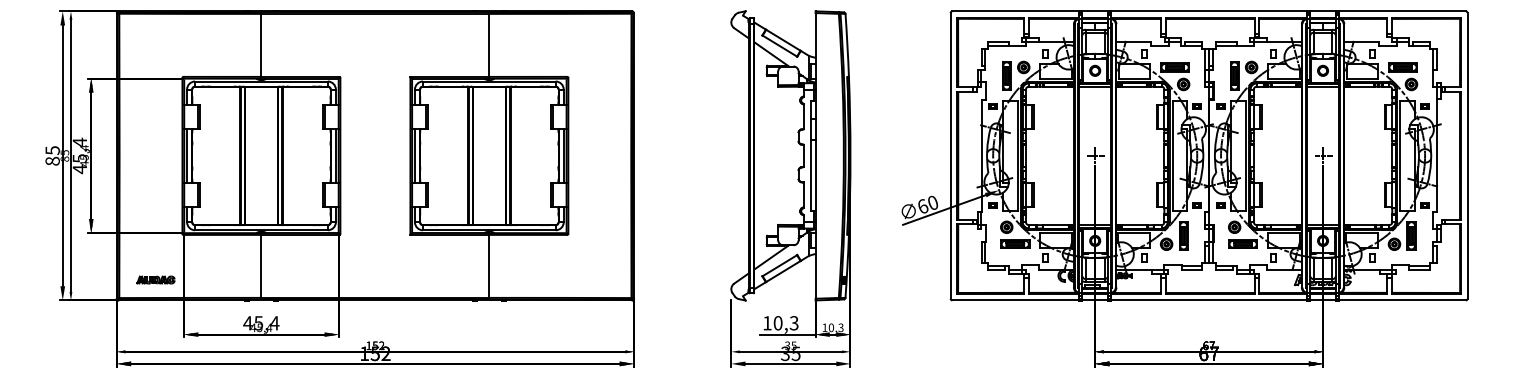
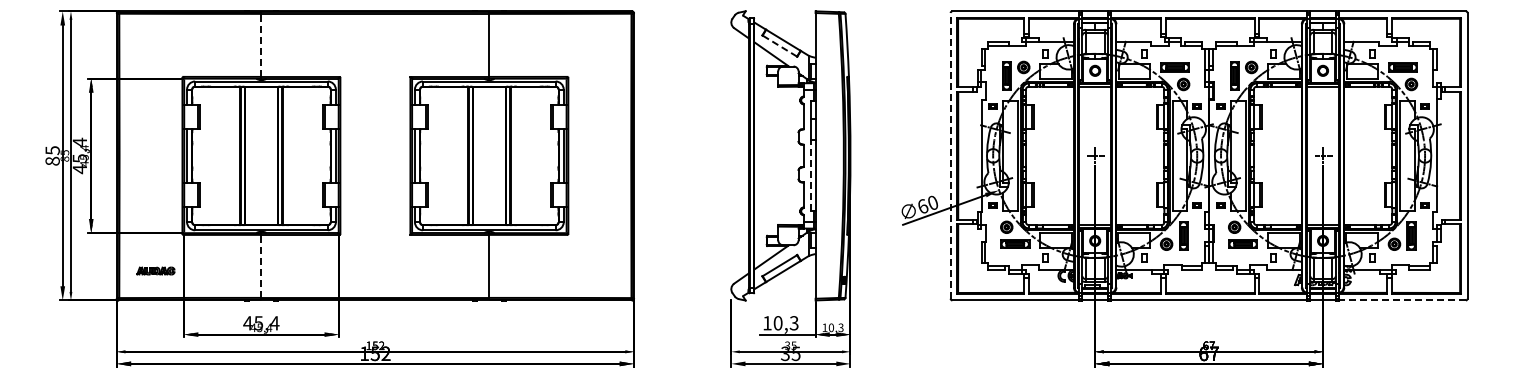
line: solid -> dashed (261, 44)
line: solid -> dashed (779, 45)
line: solid -> dashed (950, 155)
line: solid -> dashed (810, 175)
line: solid -> dashed (261, 265)
part position: (155, 279) -> (155, 270) (155, 270)
line: solid -> dashed (1402, 300)
